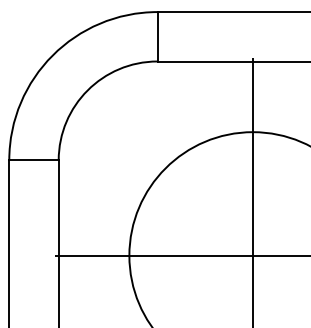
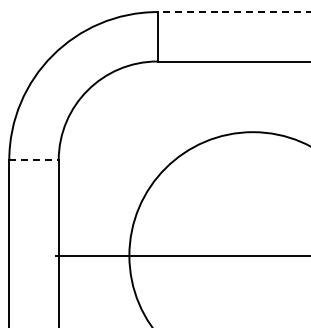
line: solid -> dashed (233, 12)
line: solid -> dashed (34, 160)
line: present -> none (252, 191)
